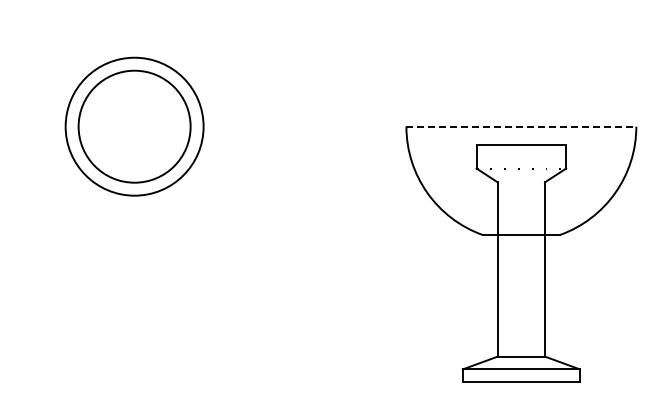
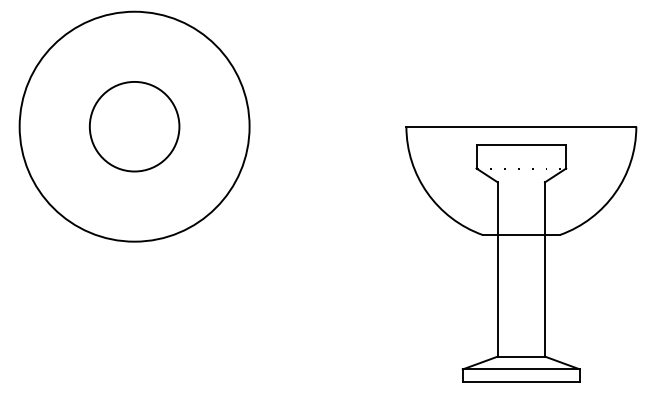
circle diameter: 112 px -> 90 px (134, 126)
circle diameter: 138 px -> 230 px (134, 126)
line: dashed -> solid (521, 126)
